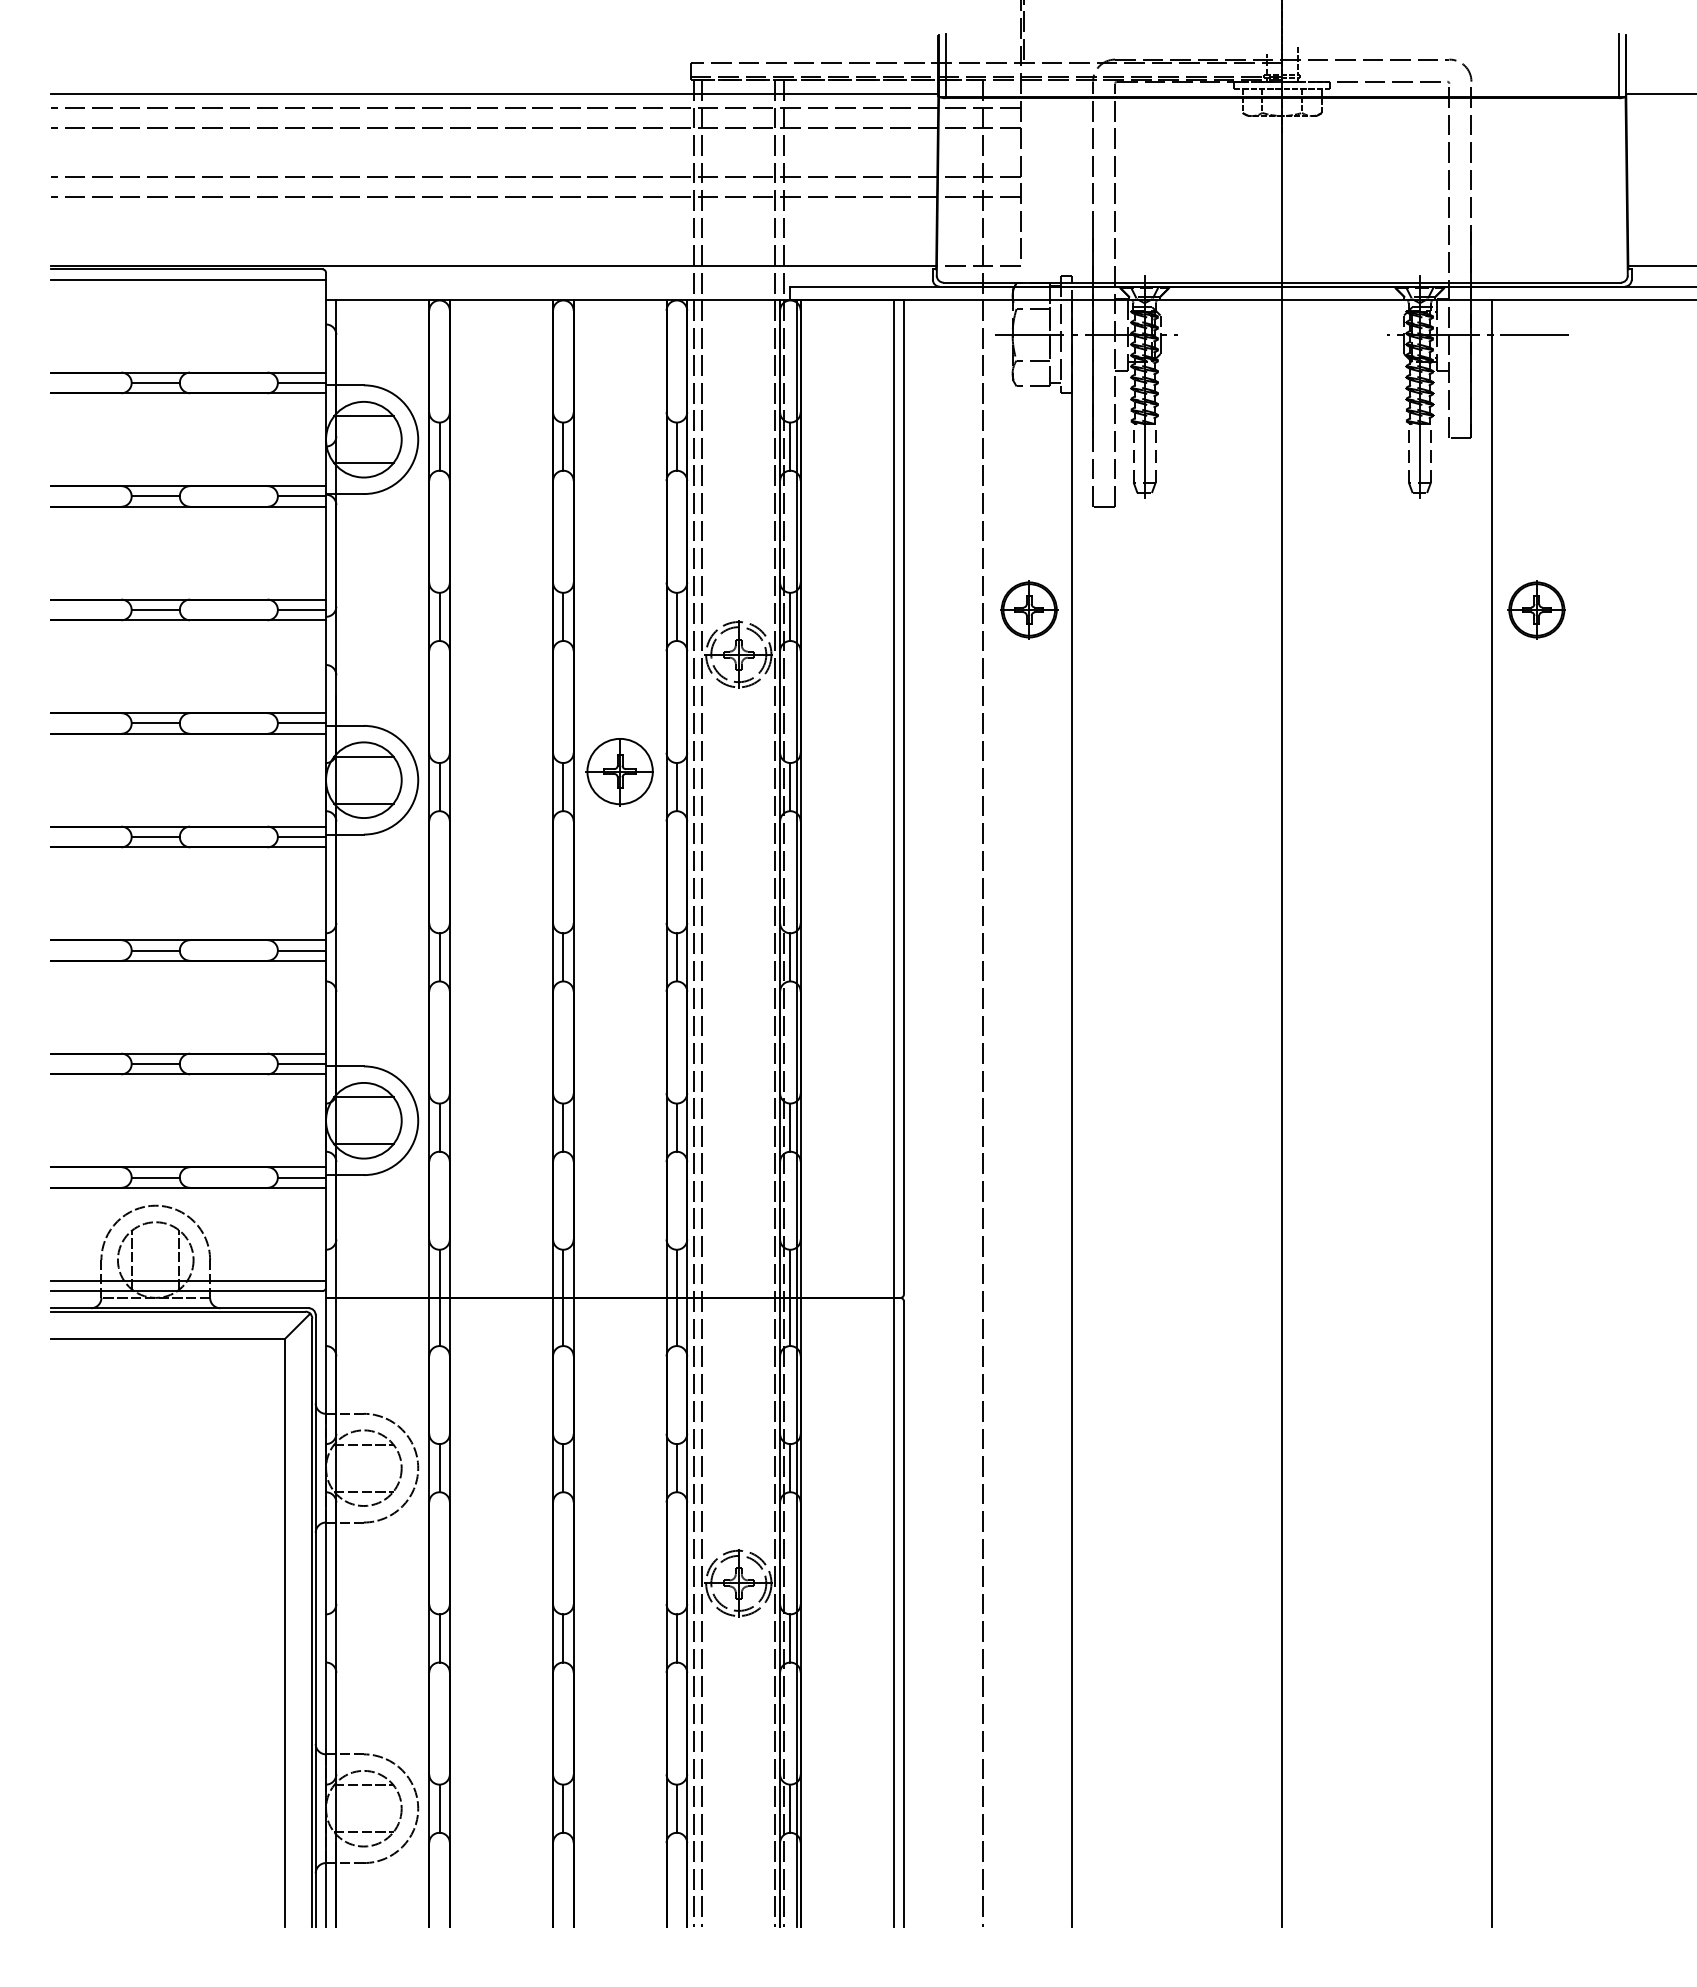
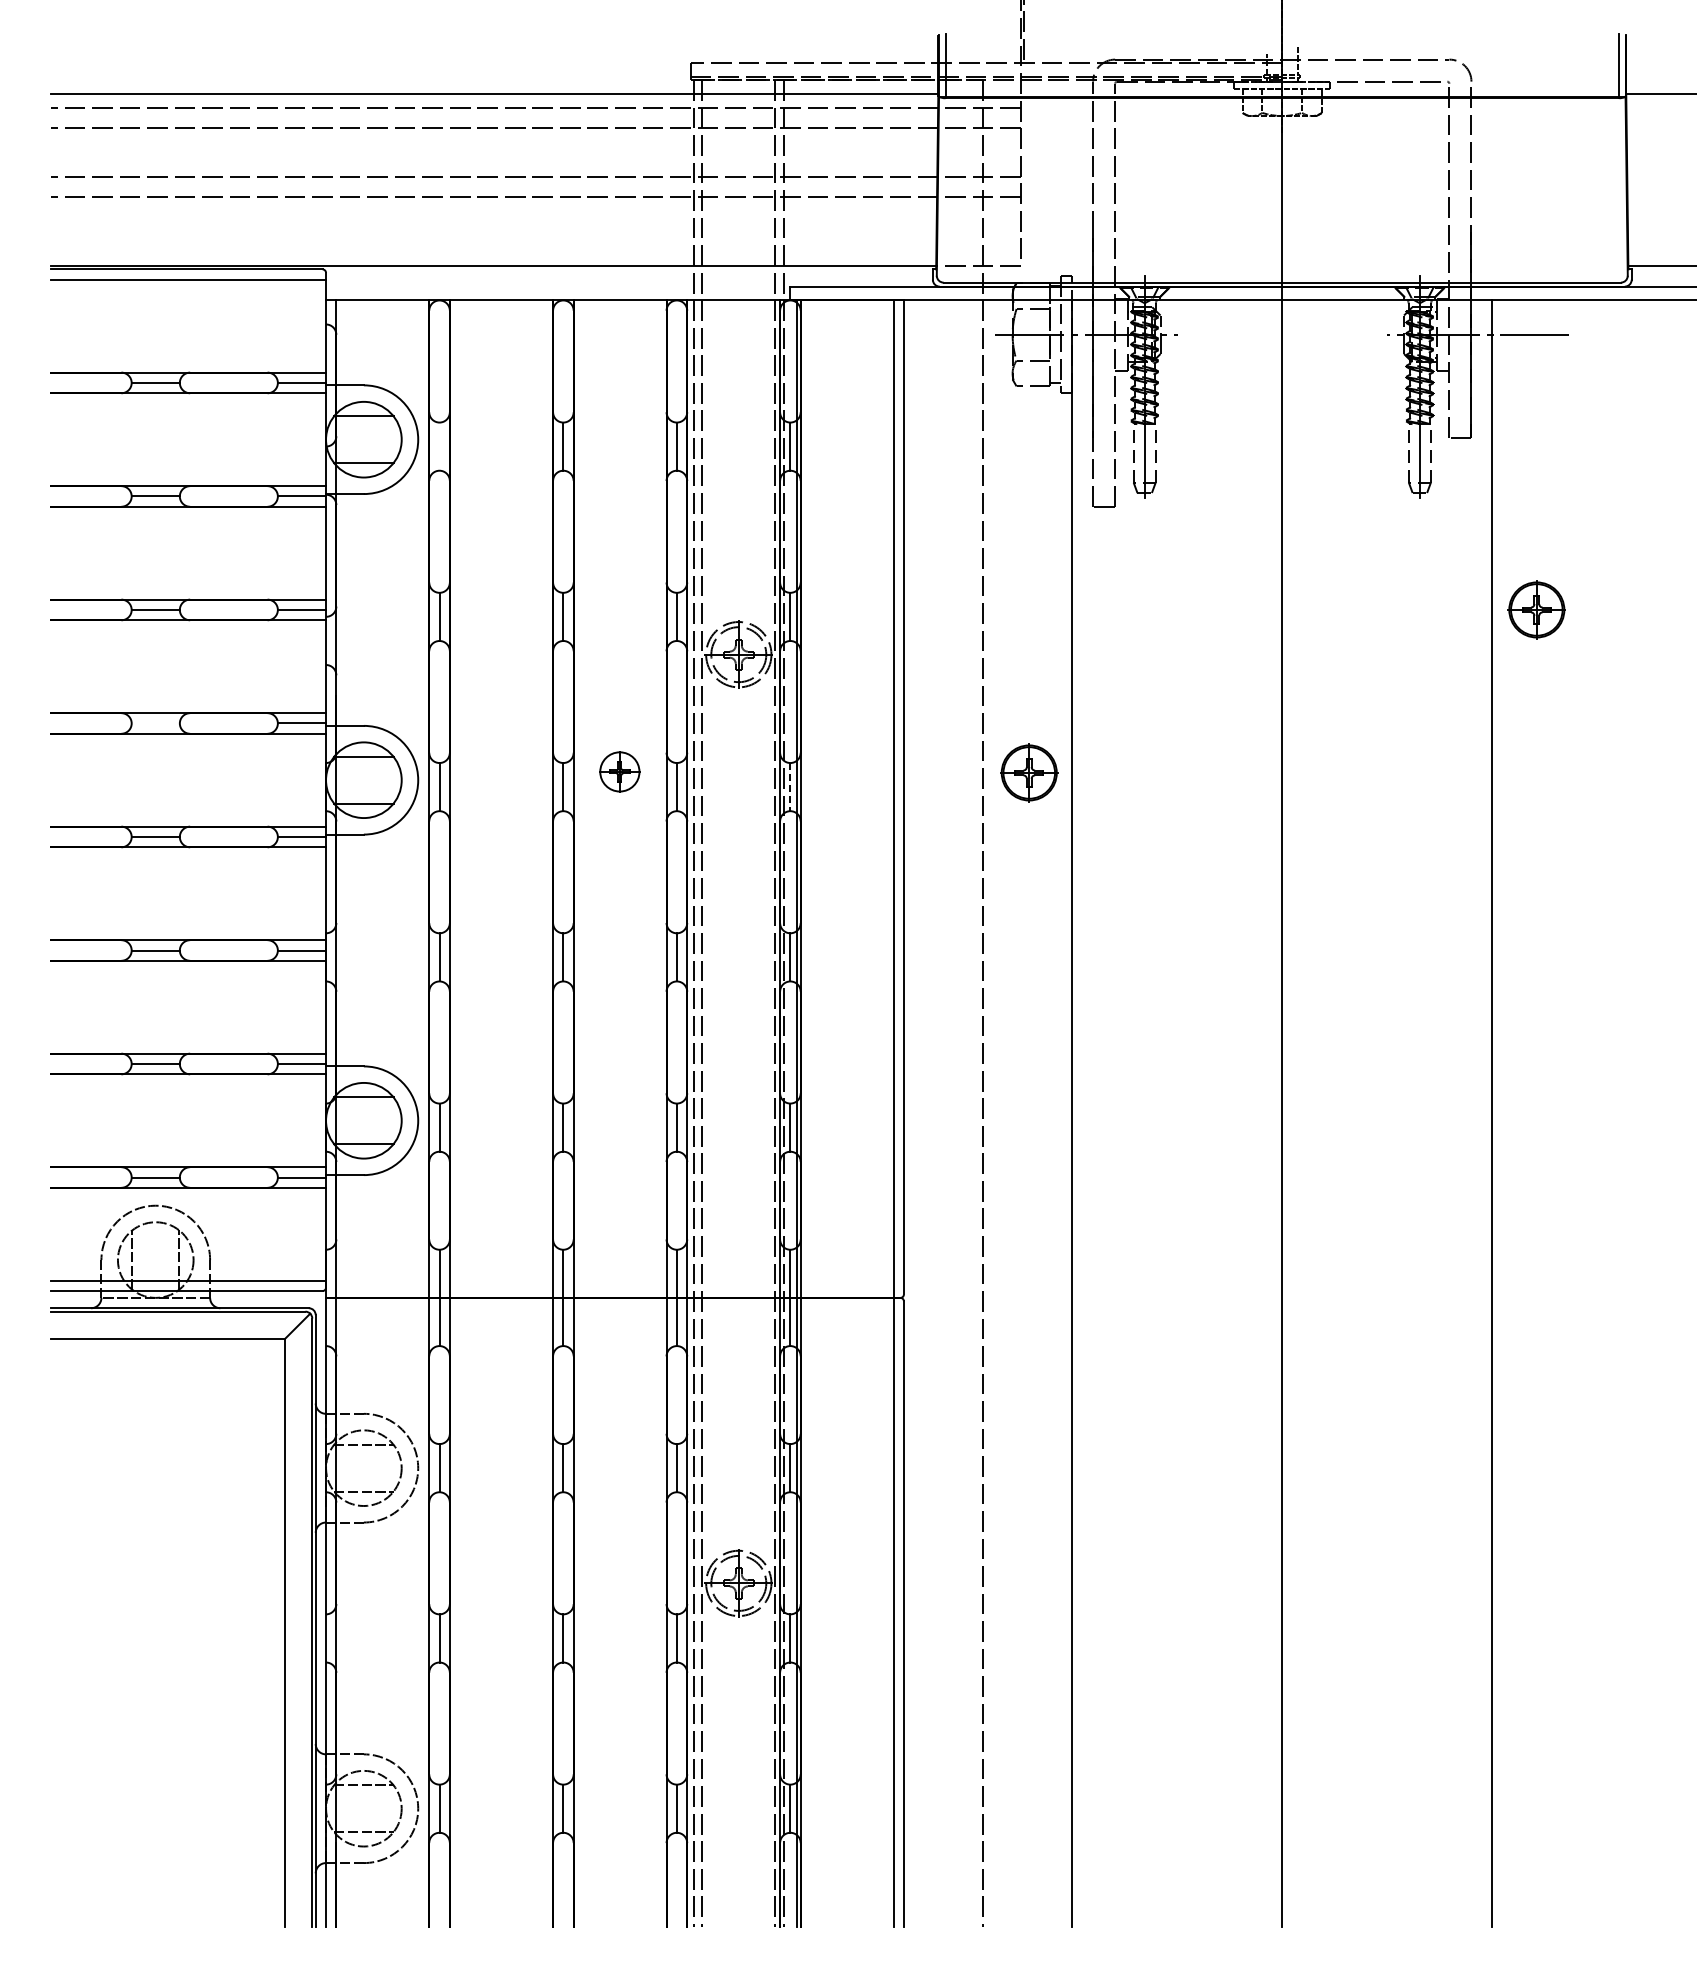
line: present -> none (439, 446)
part position: (1029, 609) -> (1029, 772) (1029, 772)
line: present -> none (155, 723)
part size: 69x69 px -> 42x42 px (619, 771)
line: solid -> dashed (790, 787)
